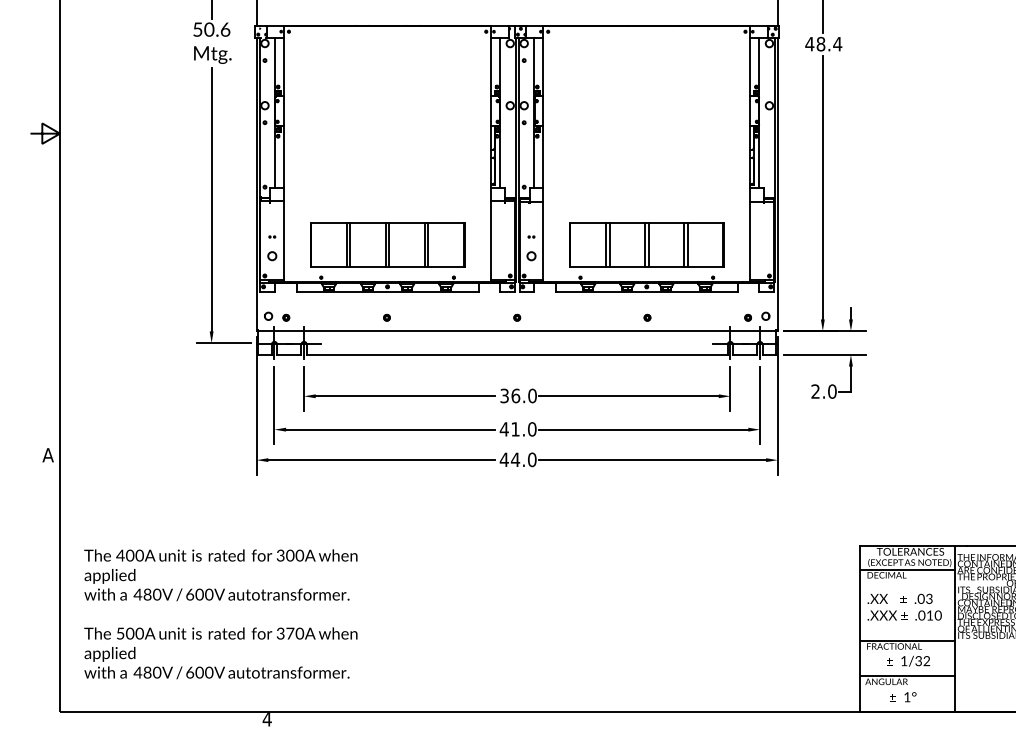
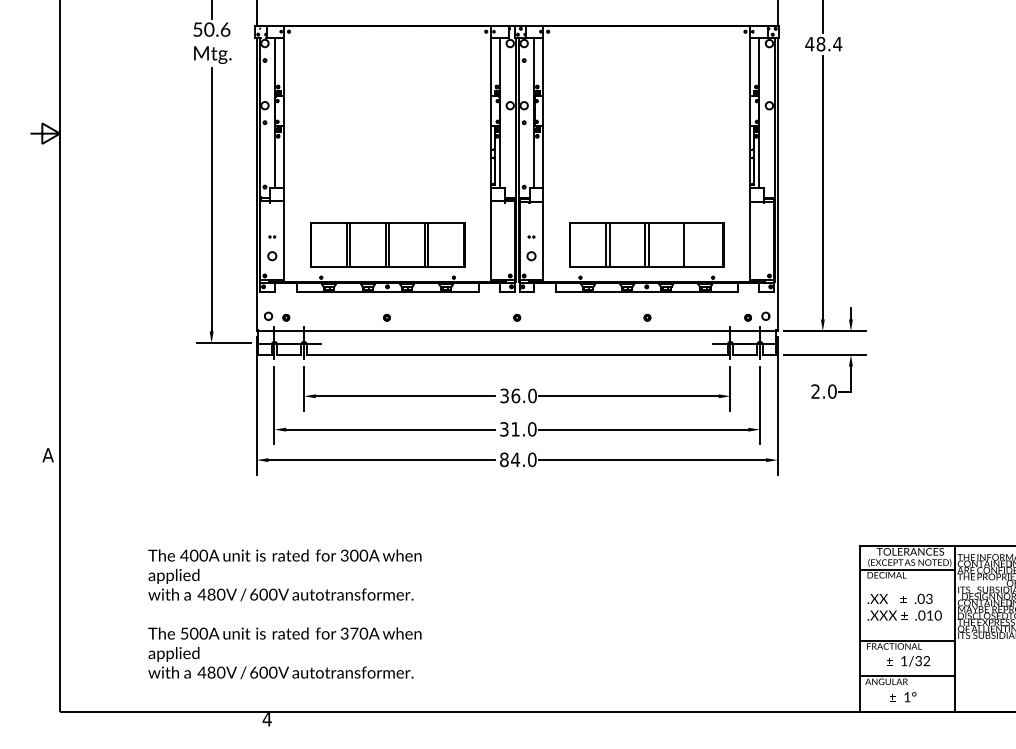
line: present -> none (687, 244)
text: 41.0 -> 31.0 (503, 429)
text: 44.0 -> 84.0 (503, 459)
text position: (220, 614) -> (284, 614) (284, 614)
